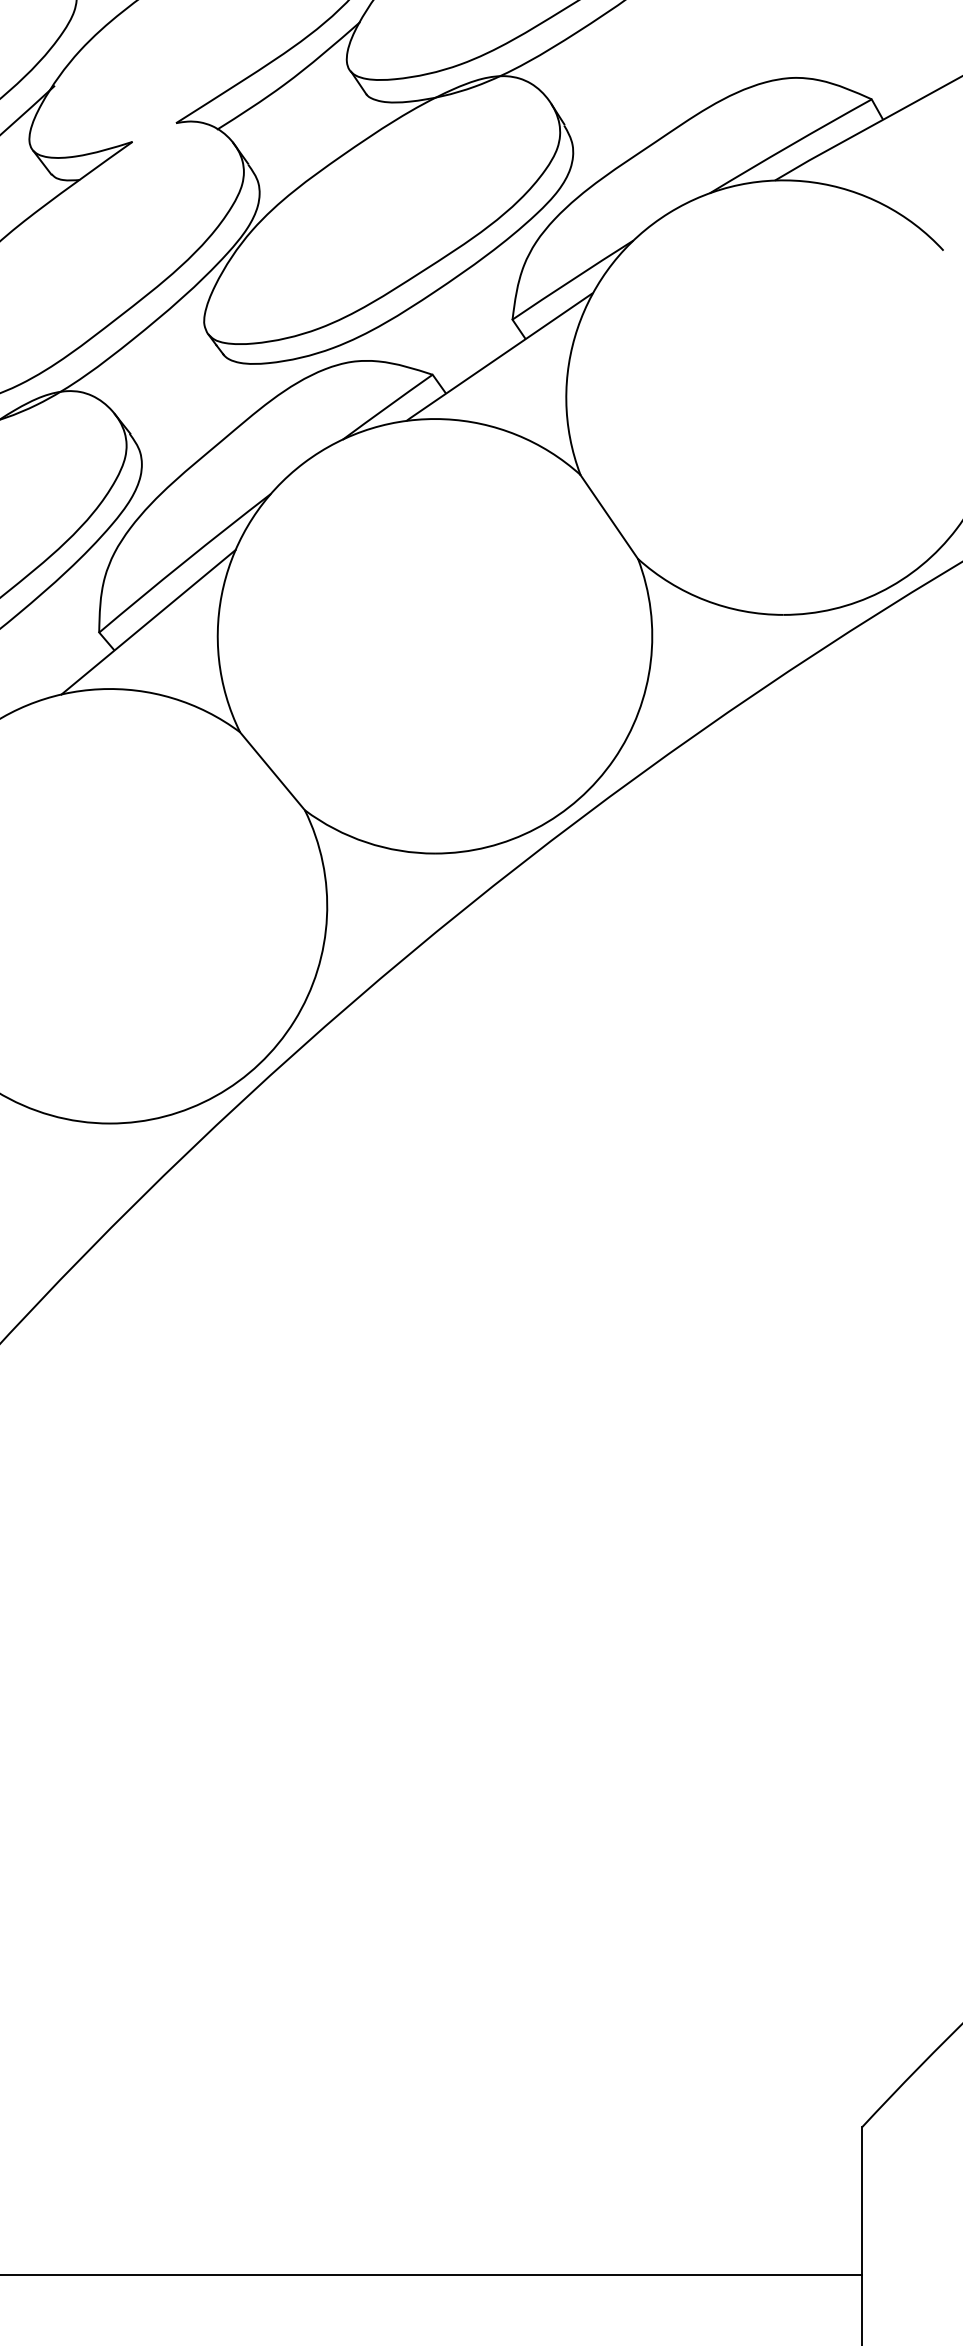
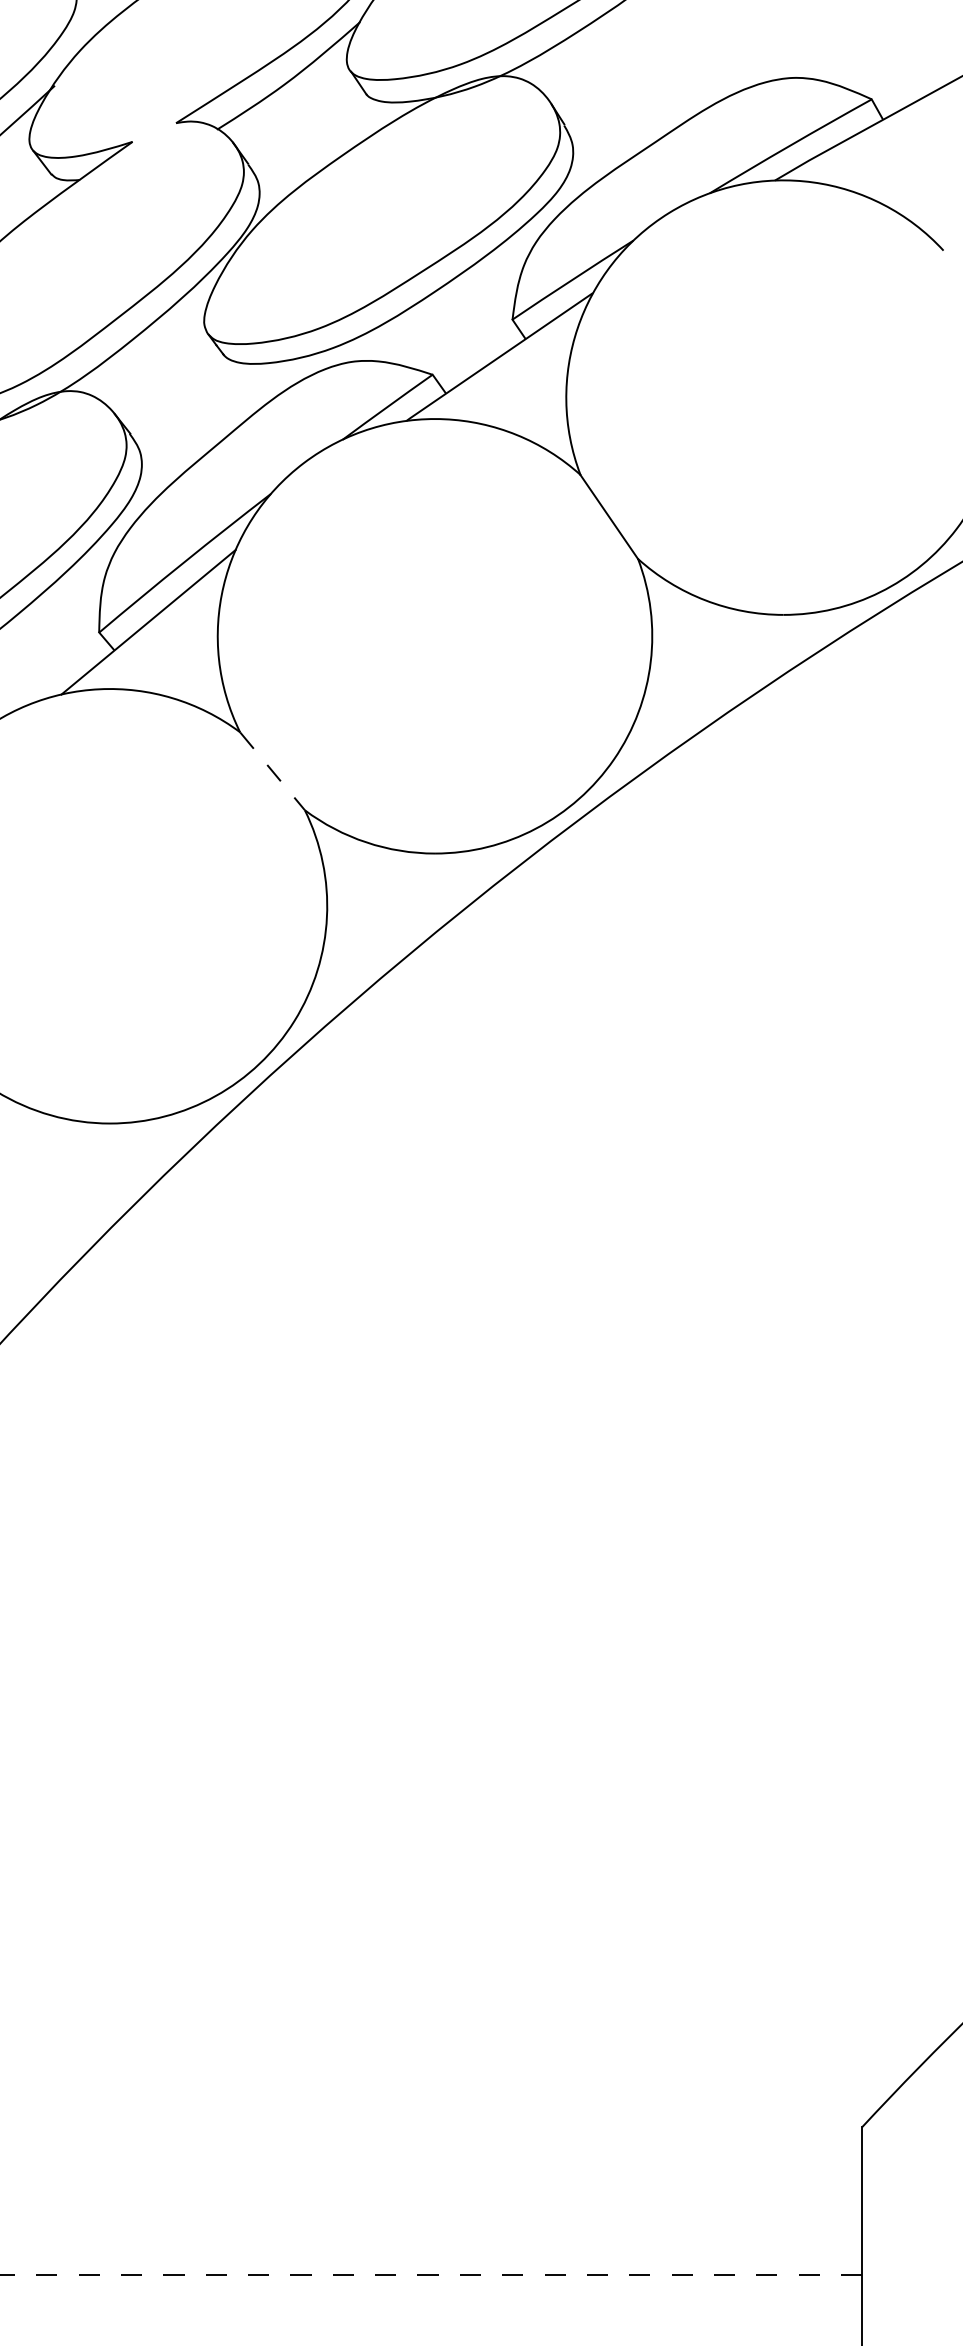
line: solid -> dashed (272, 771)
line: solid -> dashed (431, 2275)
